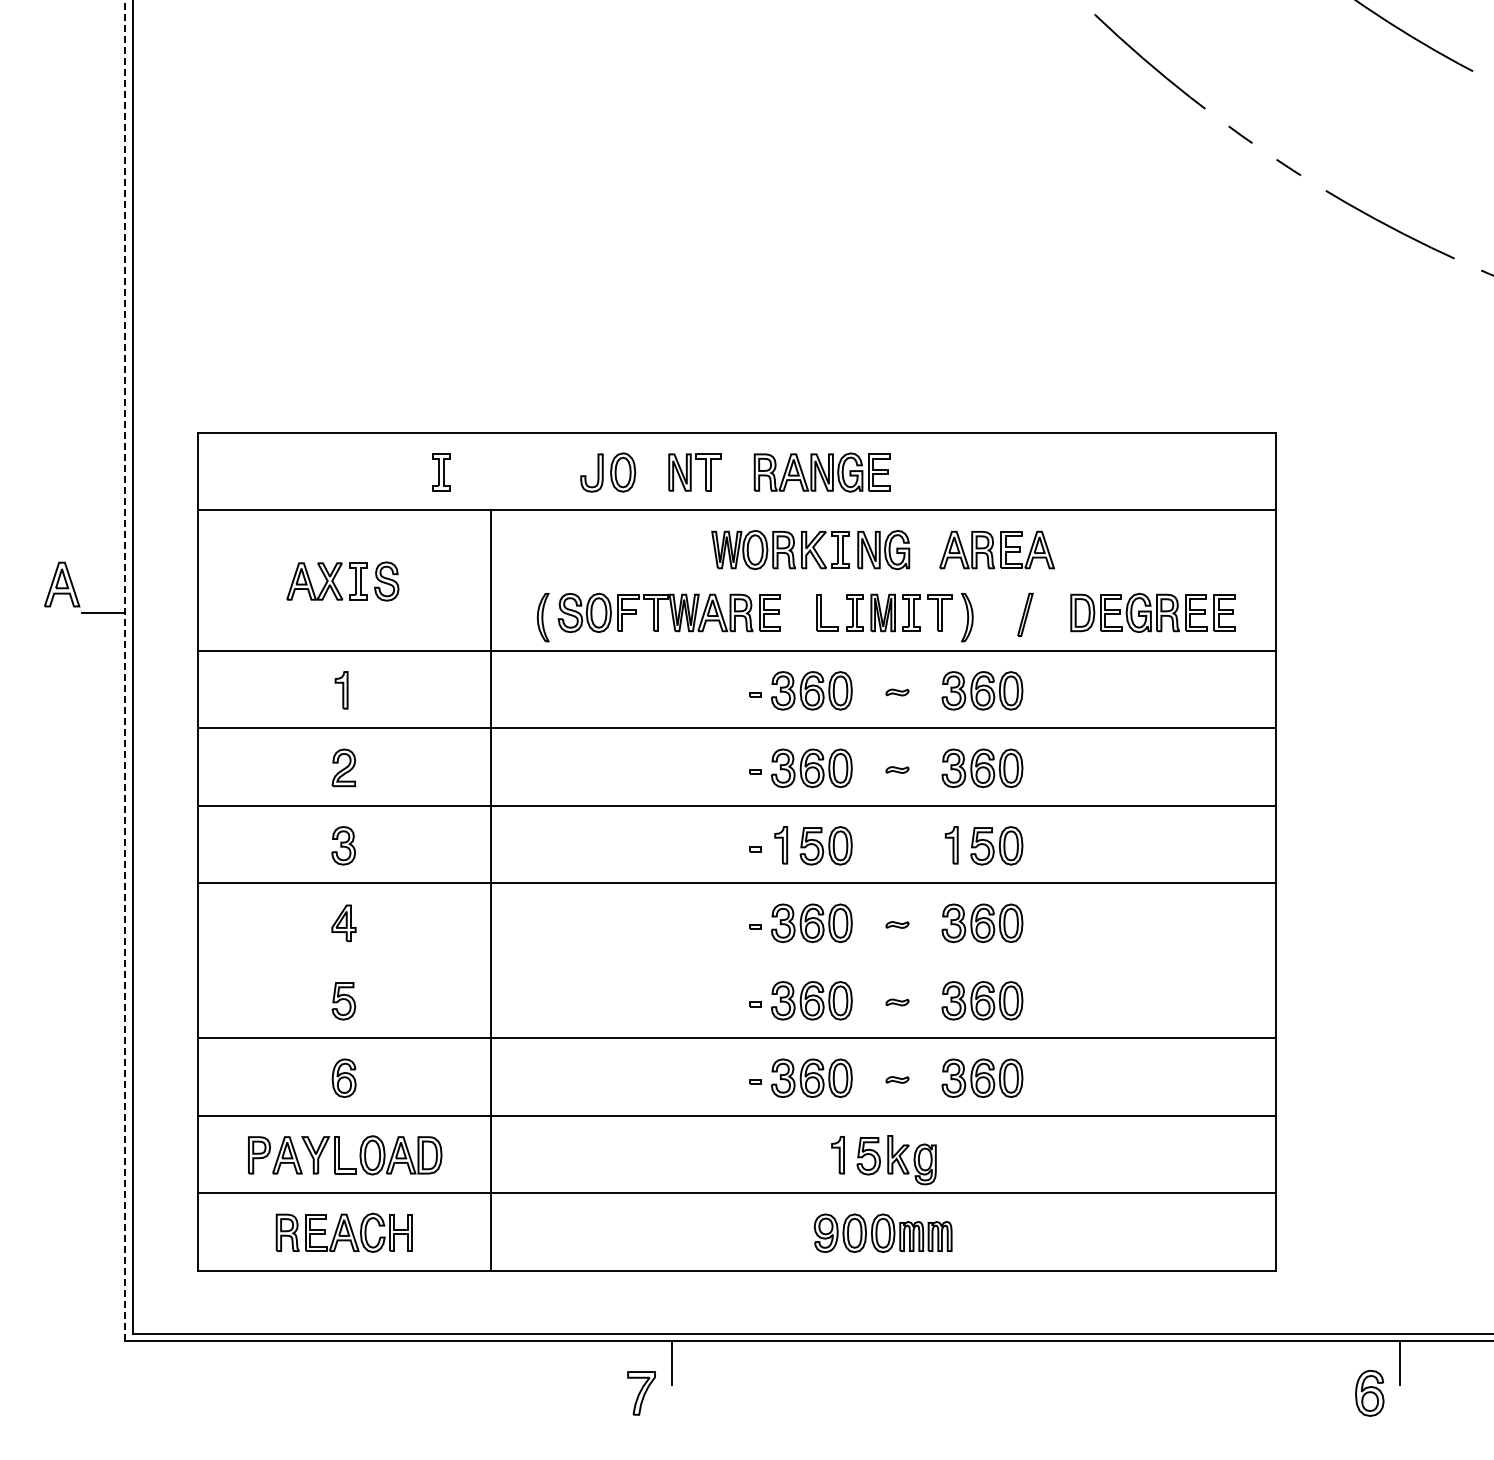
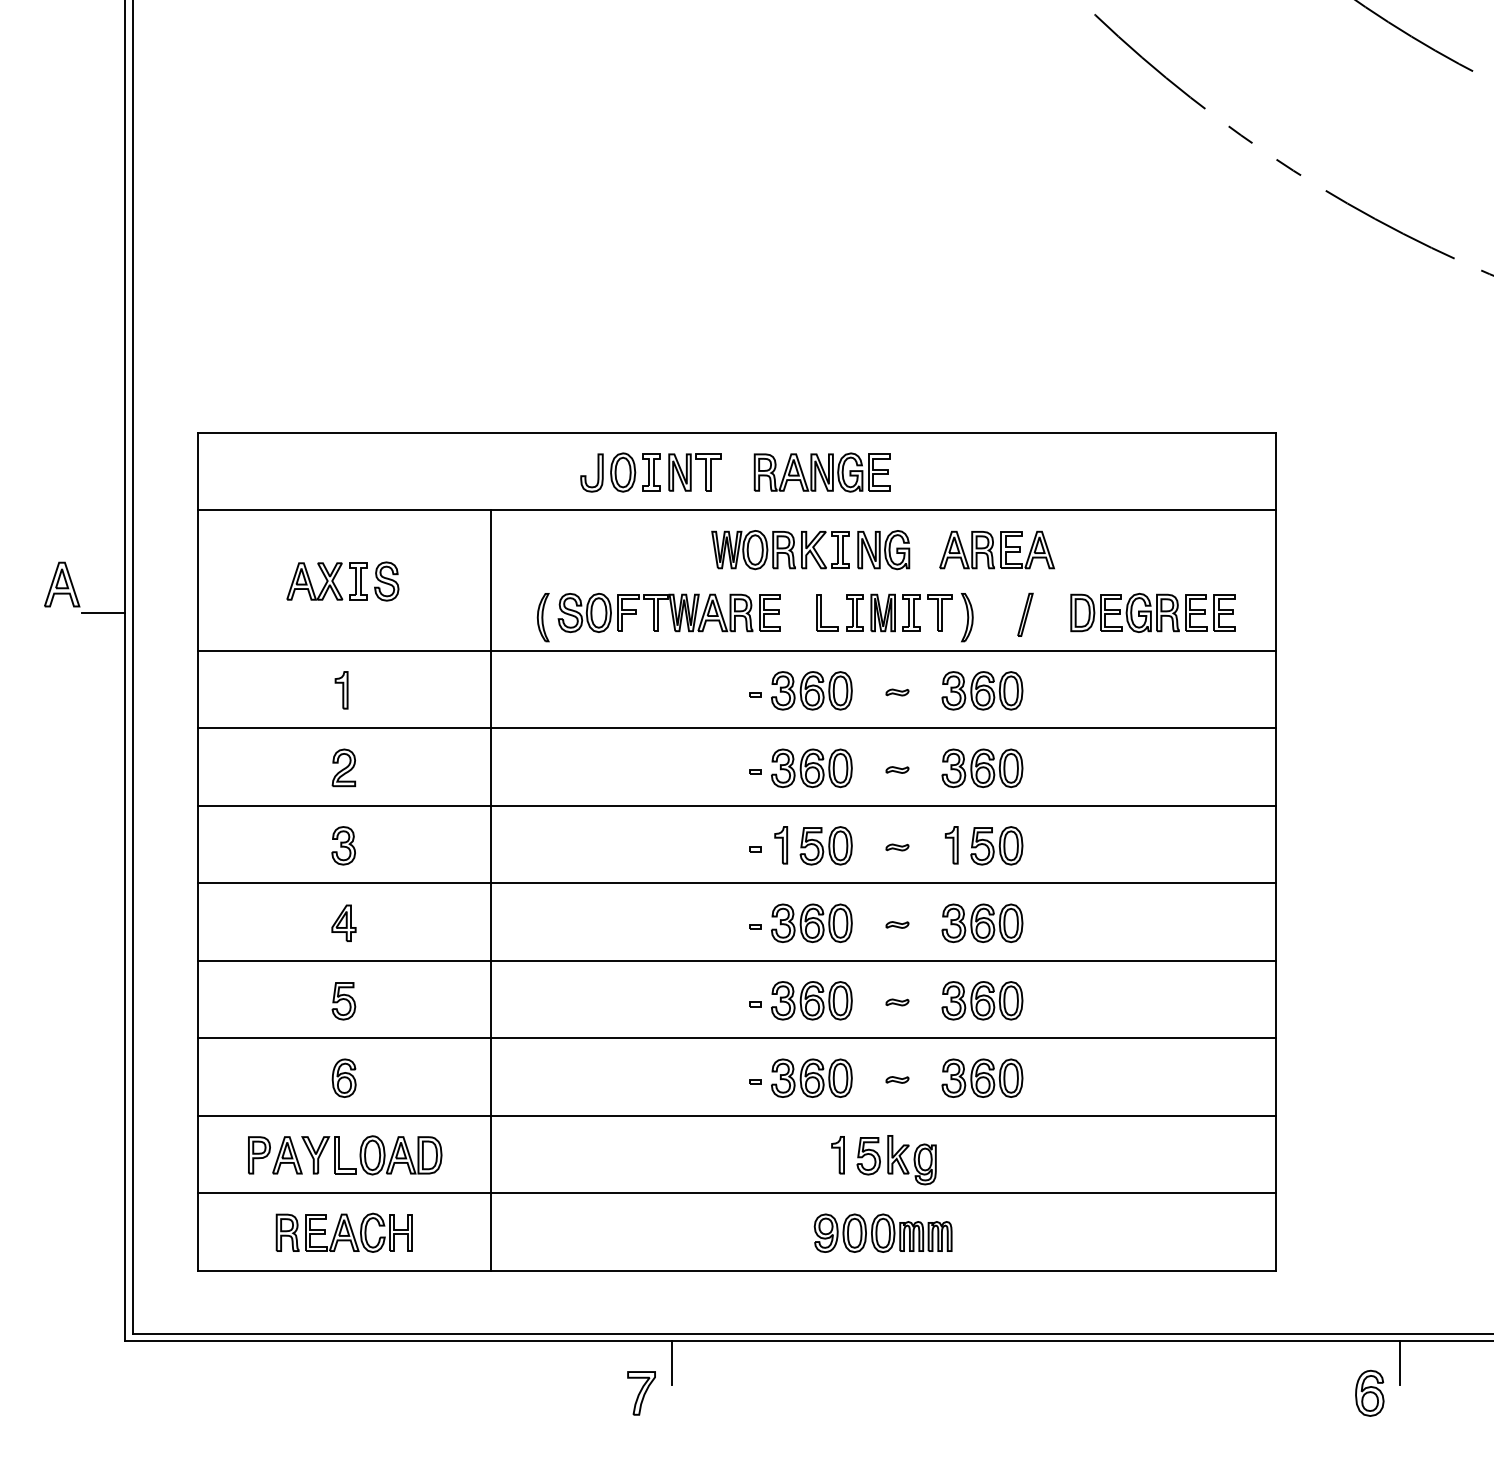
part position: (441, 472) -> (651, 472) (651, 472)
line: dashed -> solid (125, 670)
part: none -> present (897, 847)
line: none -> present (736, 960)
